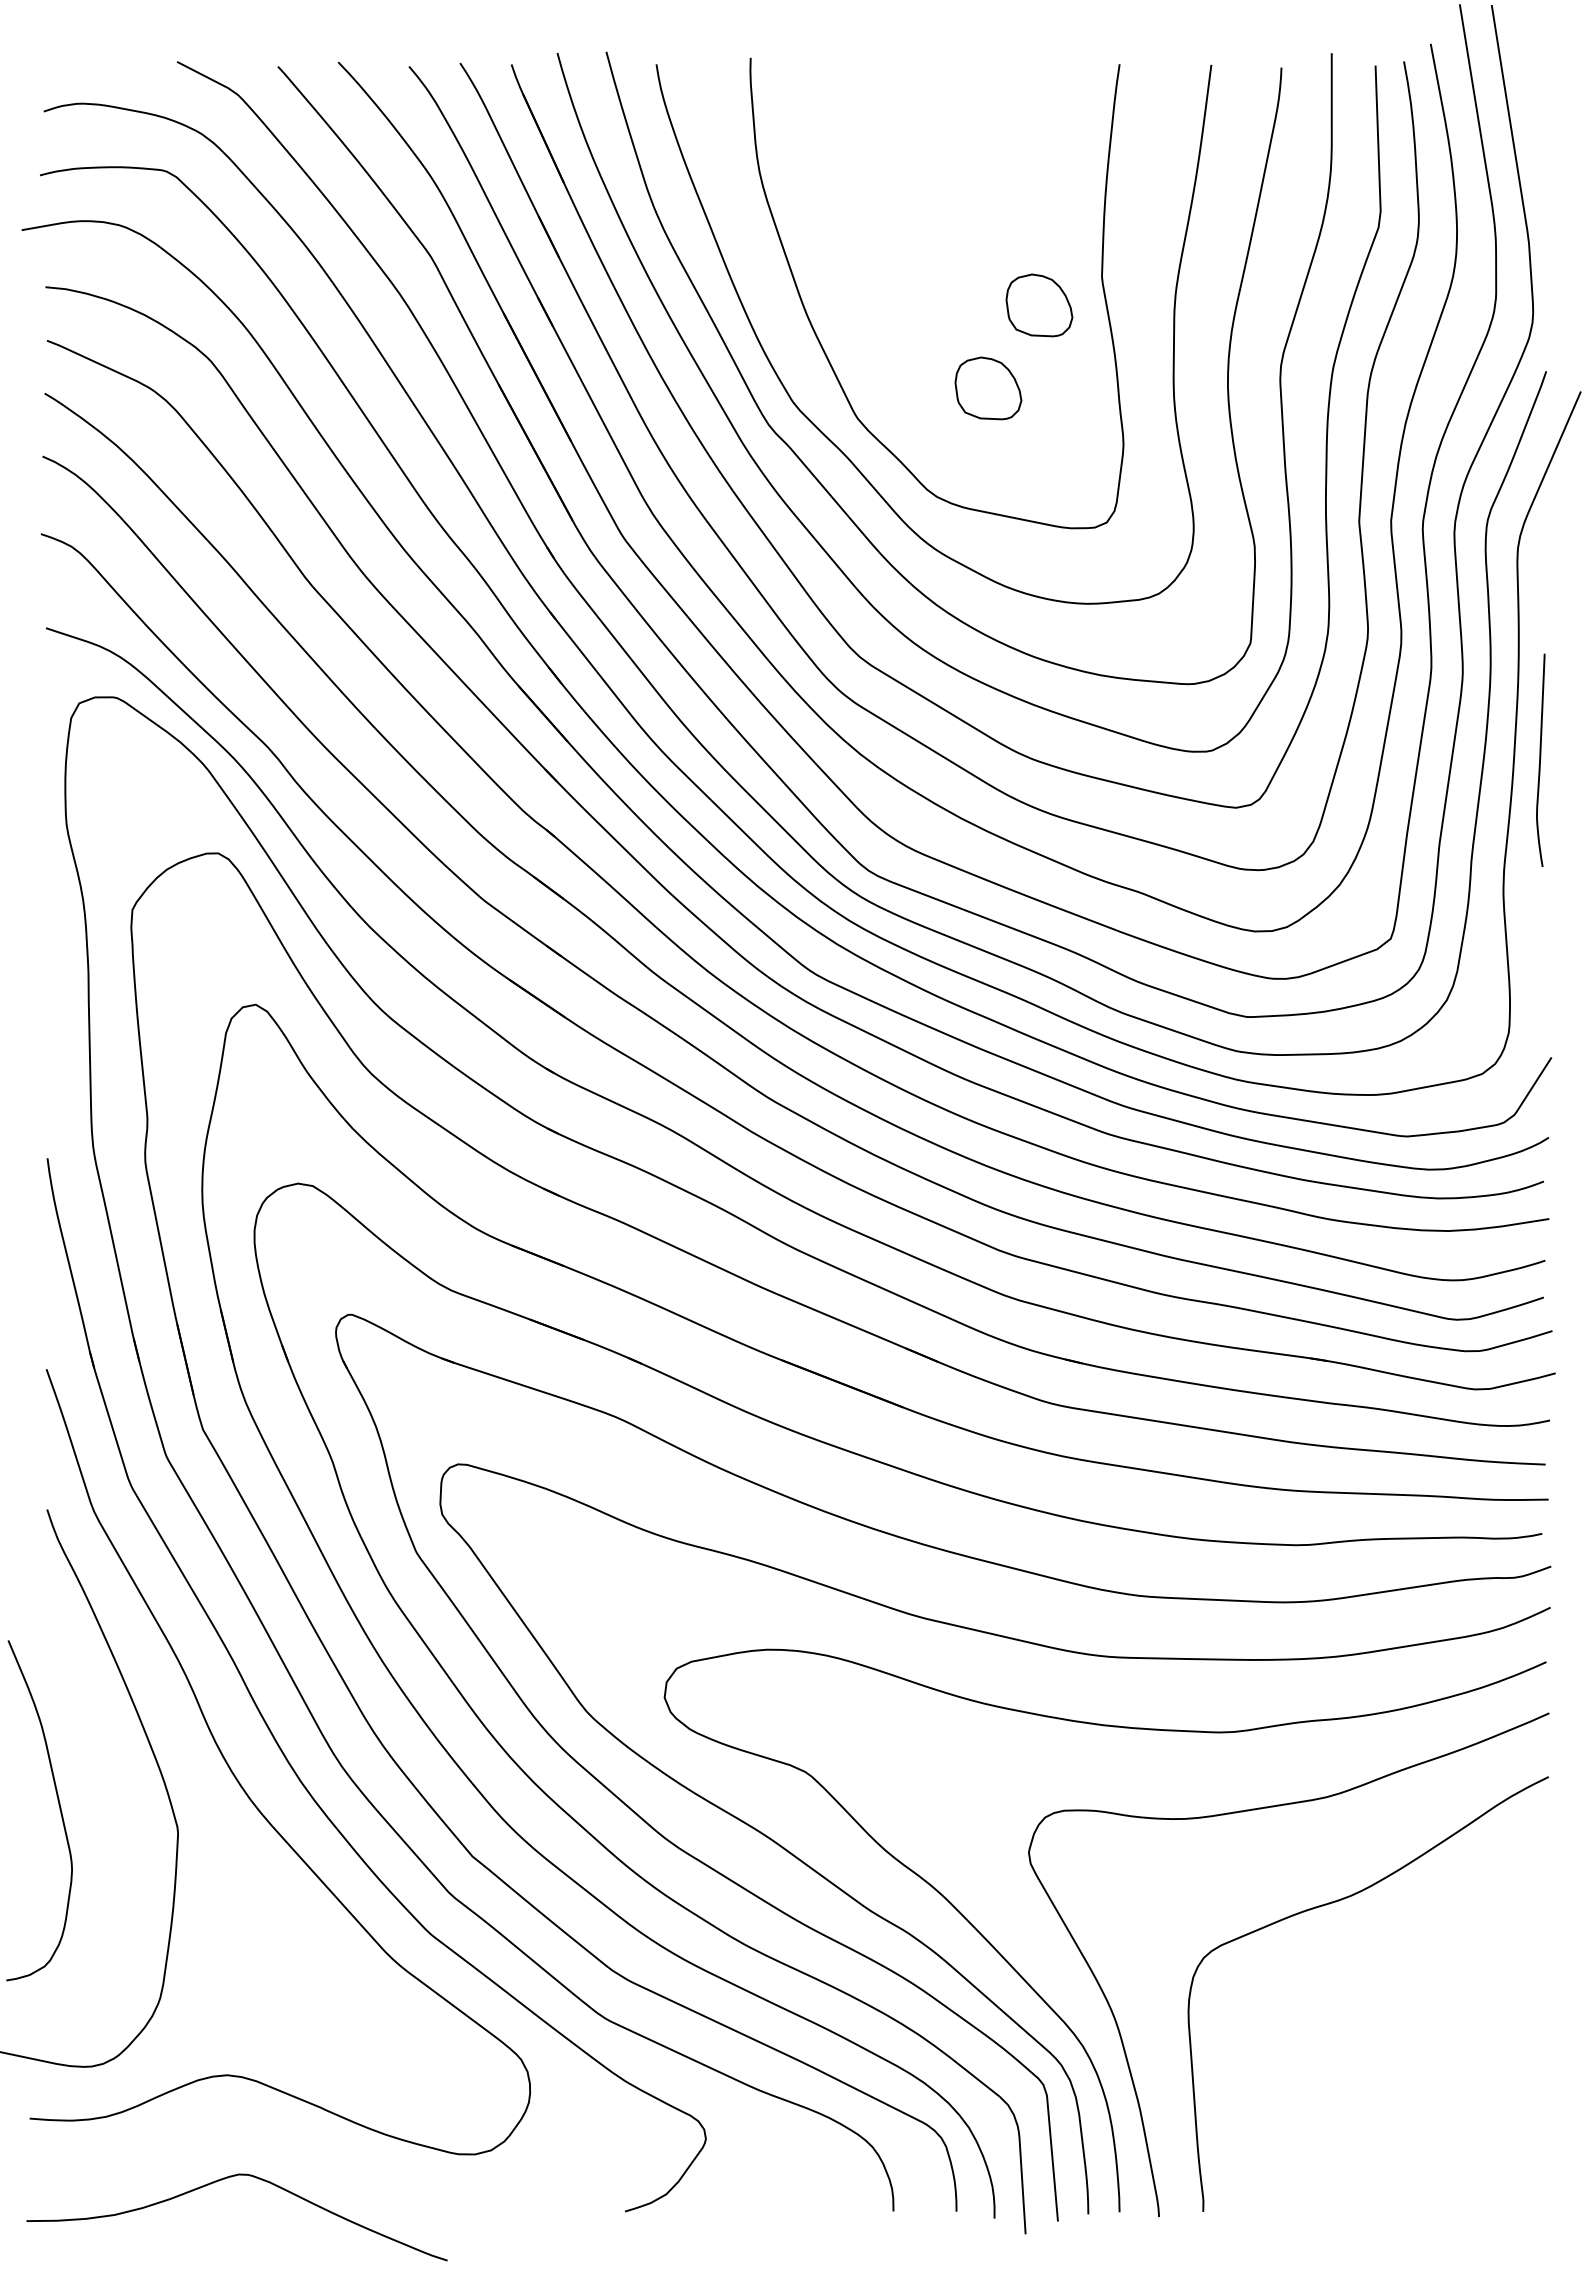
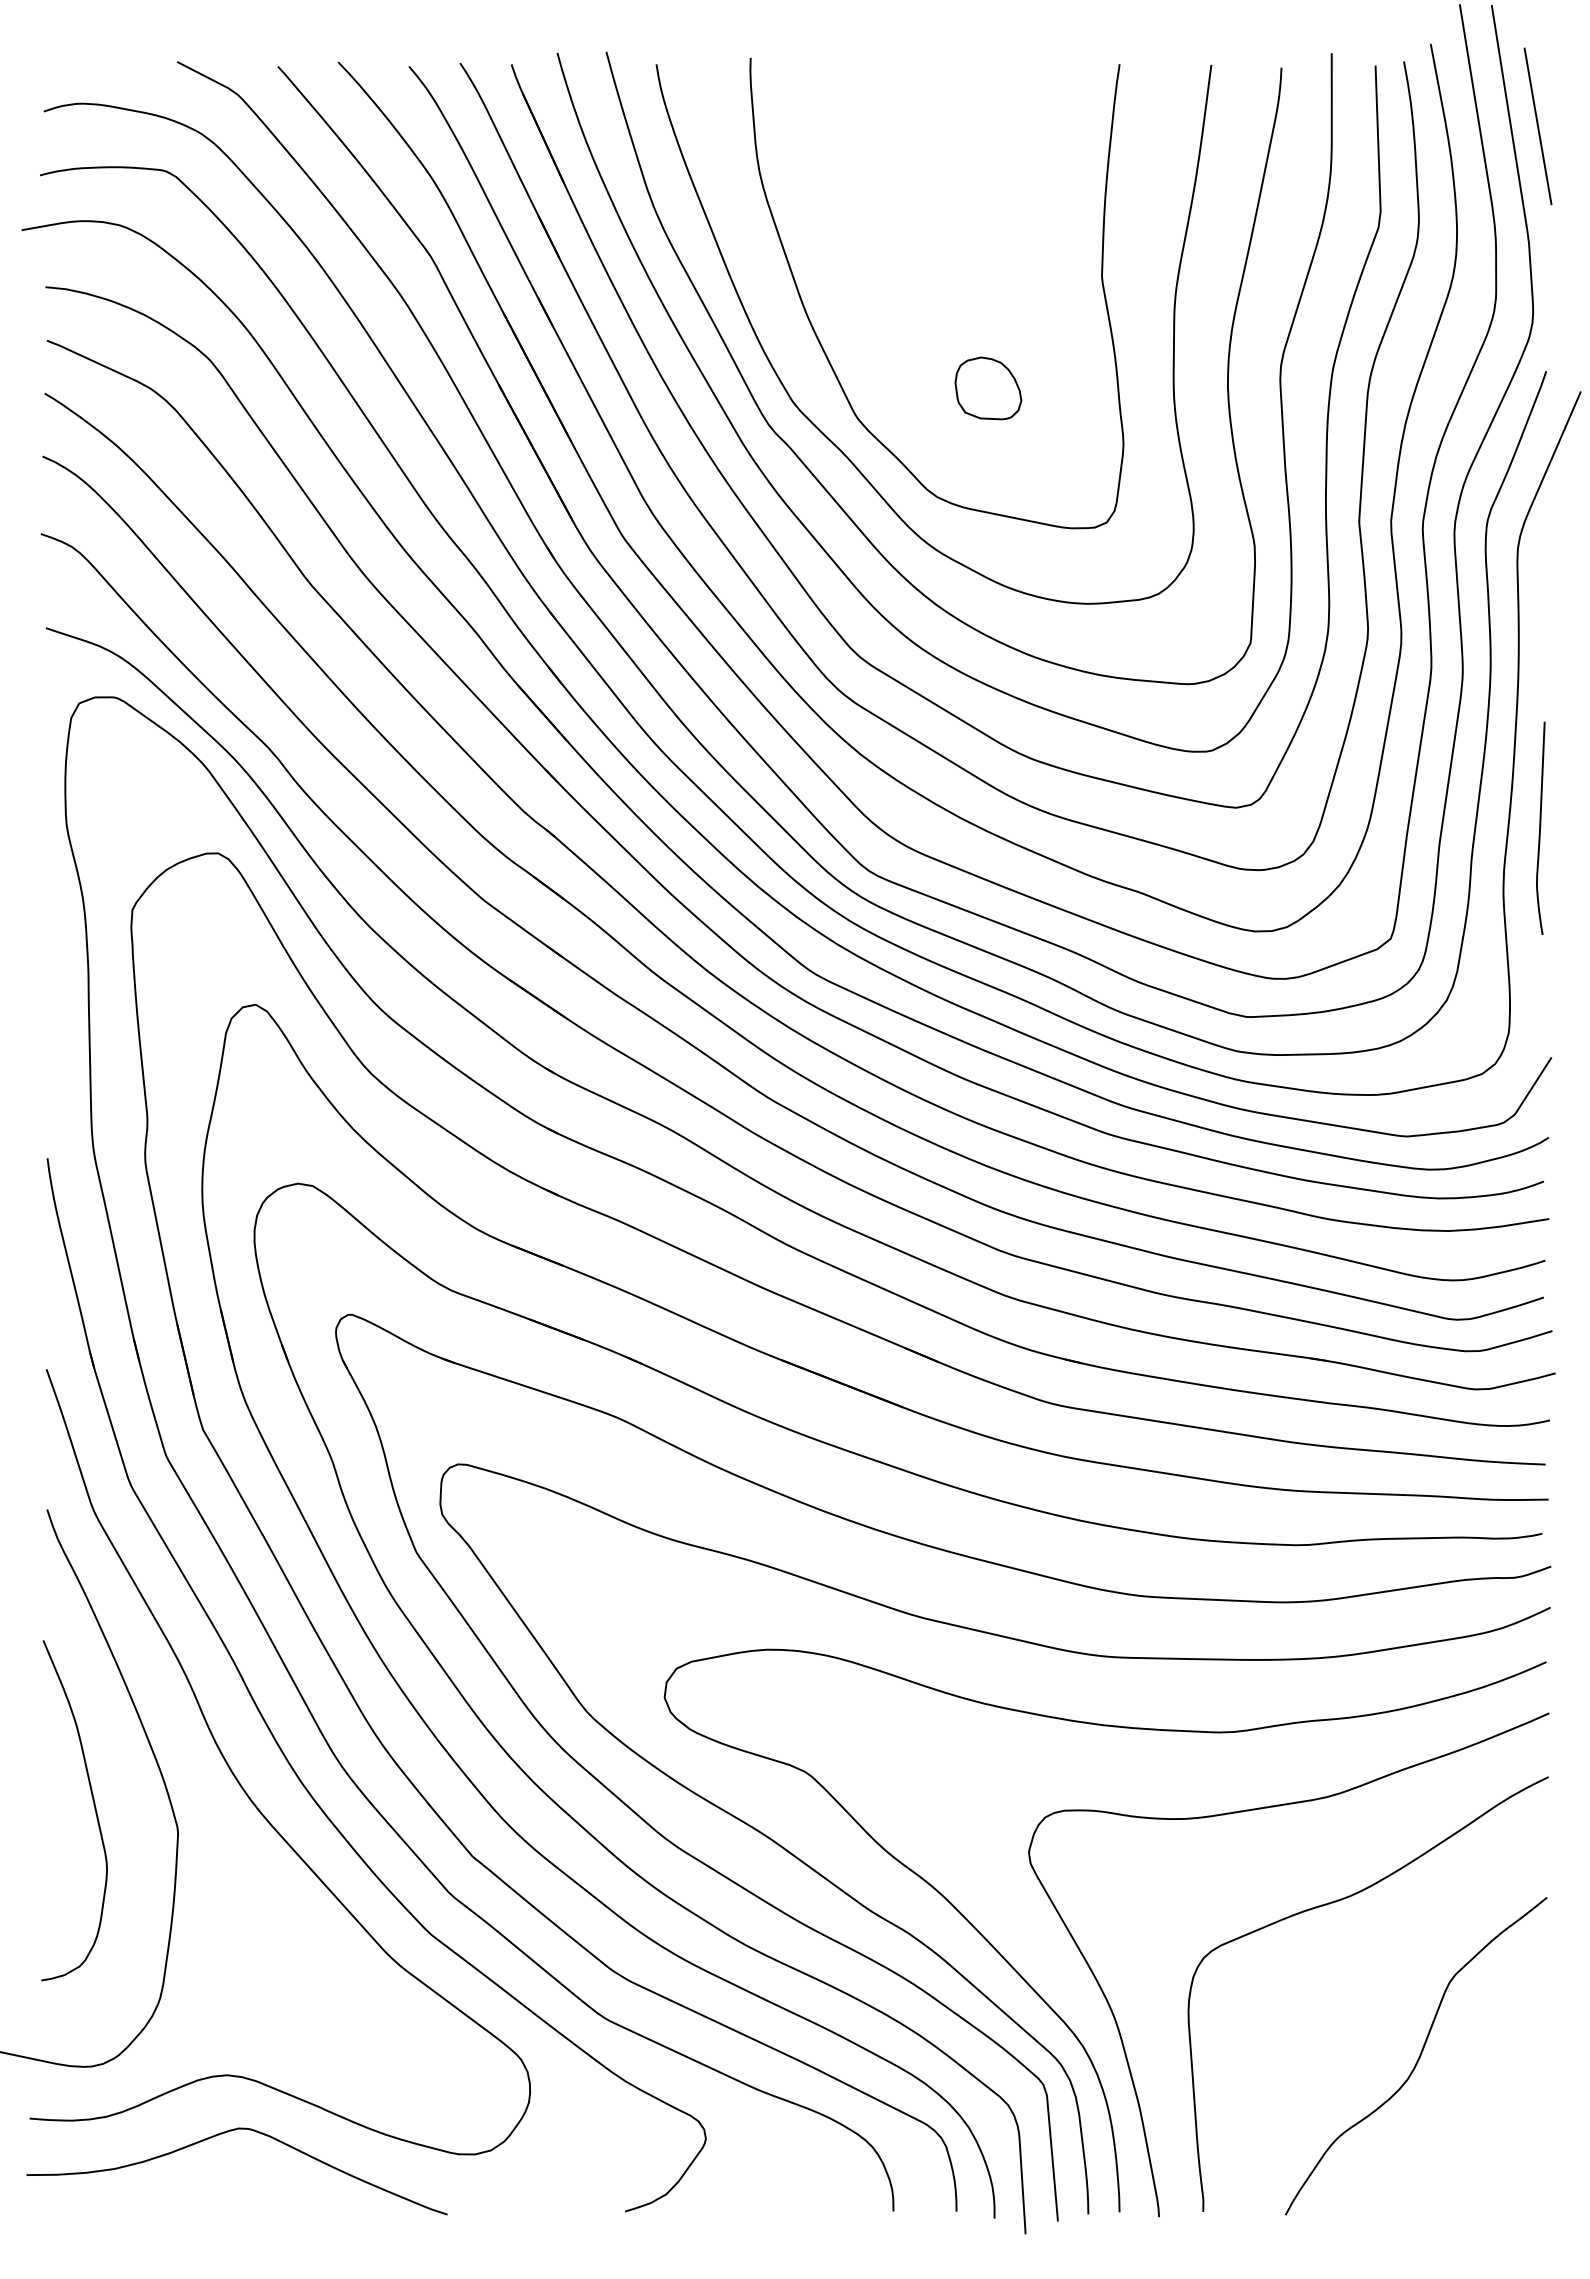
line: none -> present (1537, 126)
part: present -> none (1039, 305)
curve position: (1540, 759) -> (1540, 827) (1540, 827)
curve position: (58, 1805) -> (93, 1805) (93, 1805)
curve: none -> present (1418, 2057)
curve position: (225, 2179) -> (225, 2133) (225, 2133)
